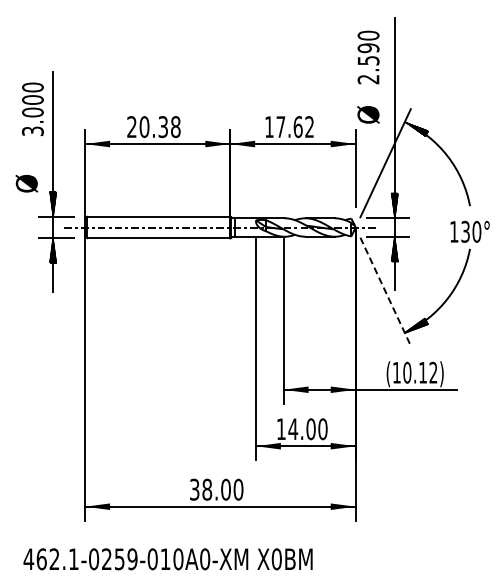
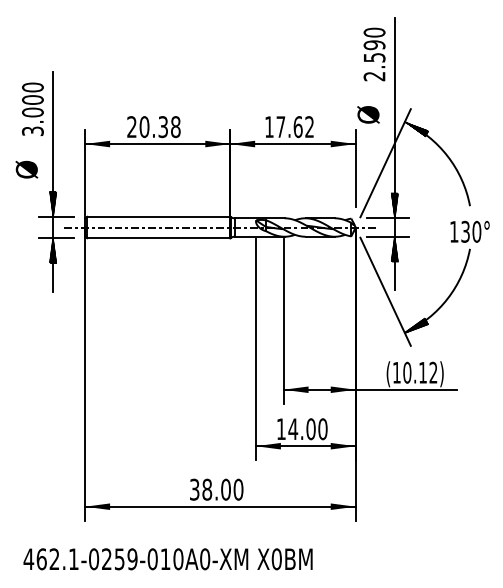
text position: (368, 57) -> (374, 54) (374, 54)
text position: (26, 183) -> (26, 169) (26, 169)
line: dashed -> solid (385, 291)
